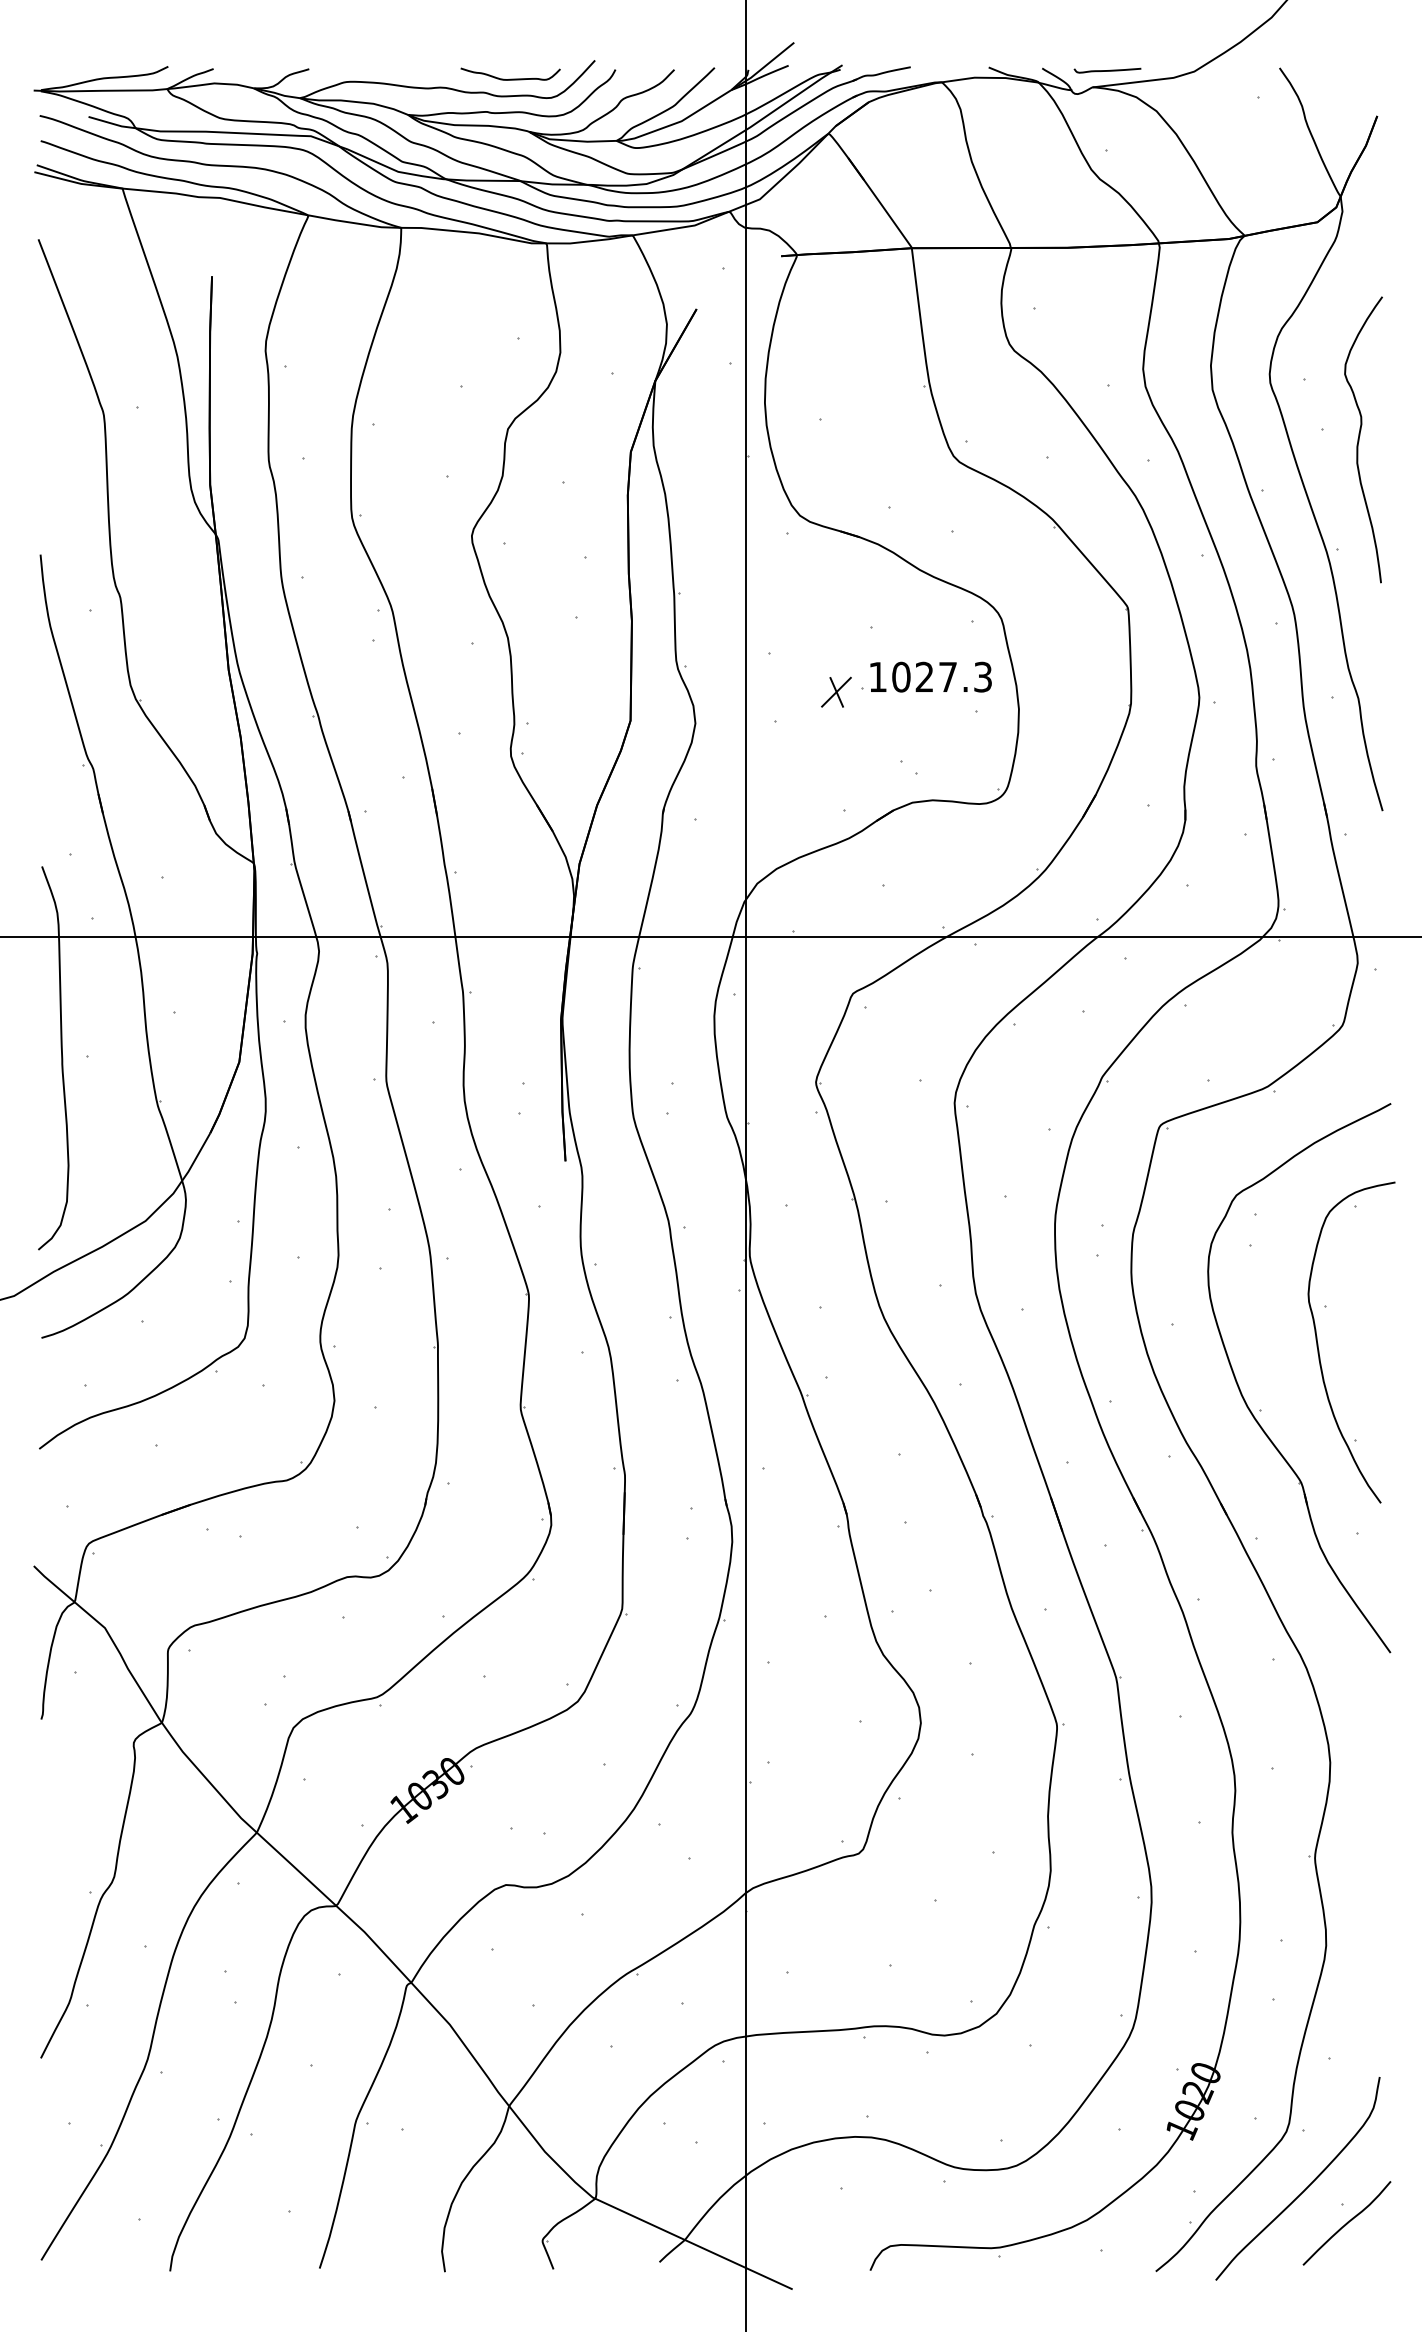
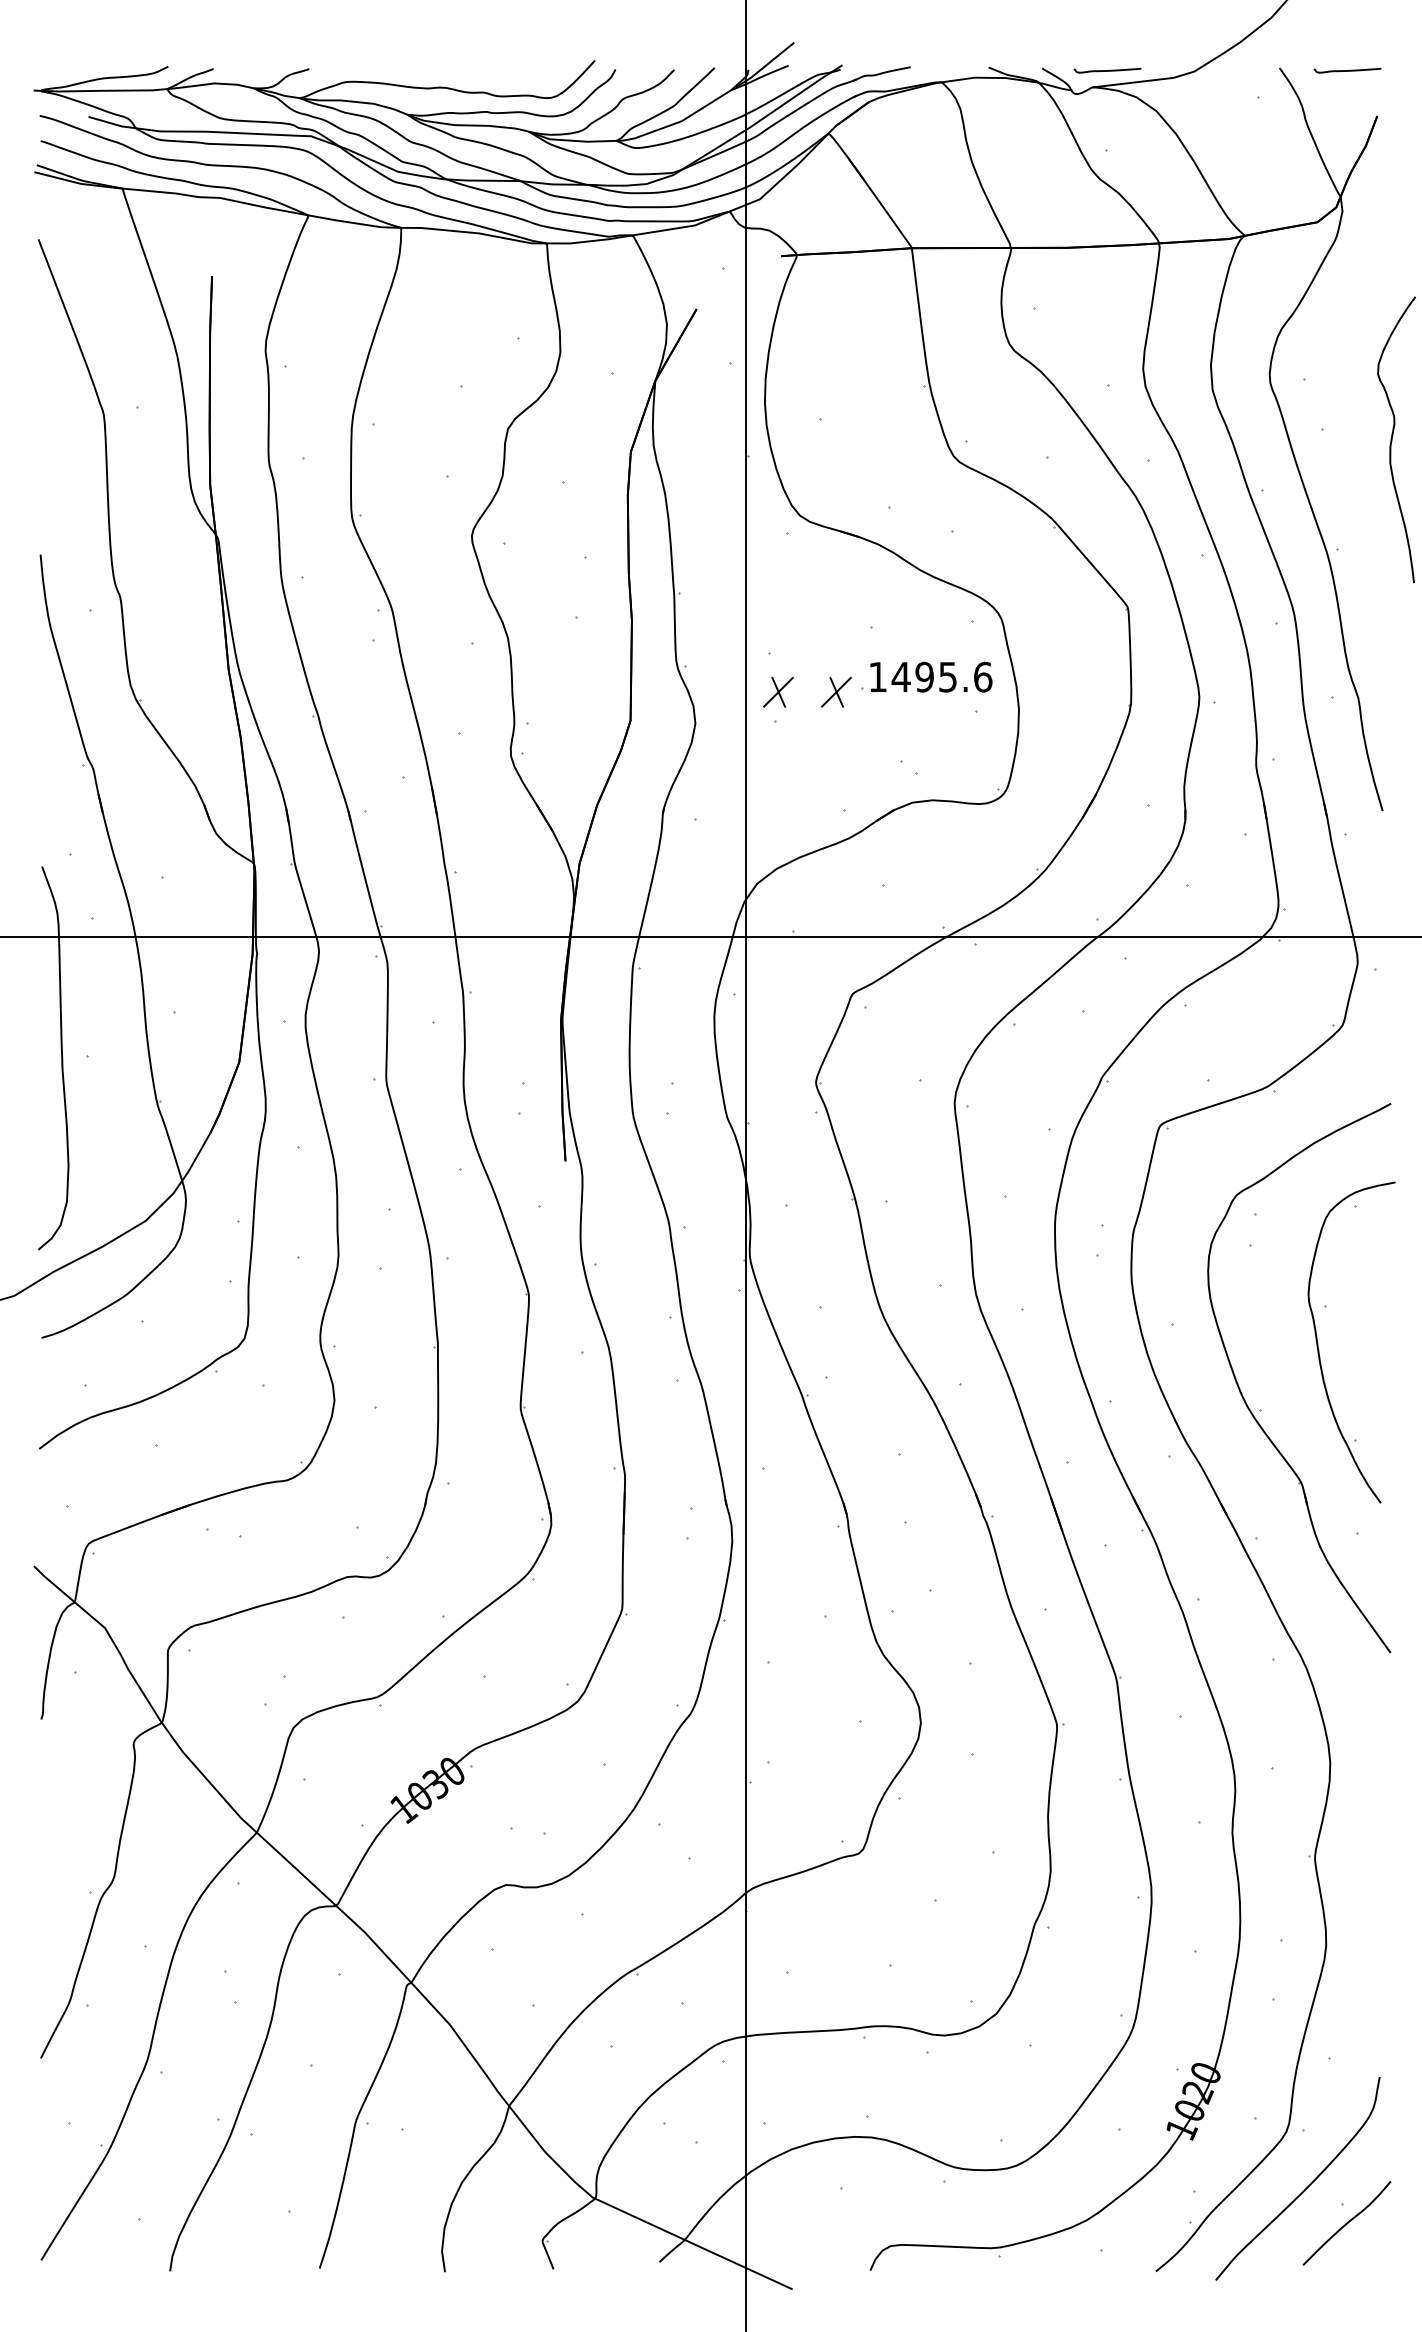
curve: none -> present (1347, 70)
curve: present -> none (510, 78)
curve position: (1359, 439) -> (1392, 439) (1392, 439)
text: 1027.3 -> 1495.6 (941, 676)
part: none -> present (778, 691)
